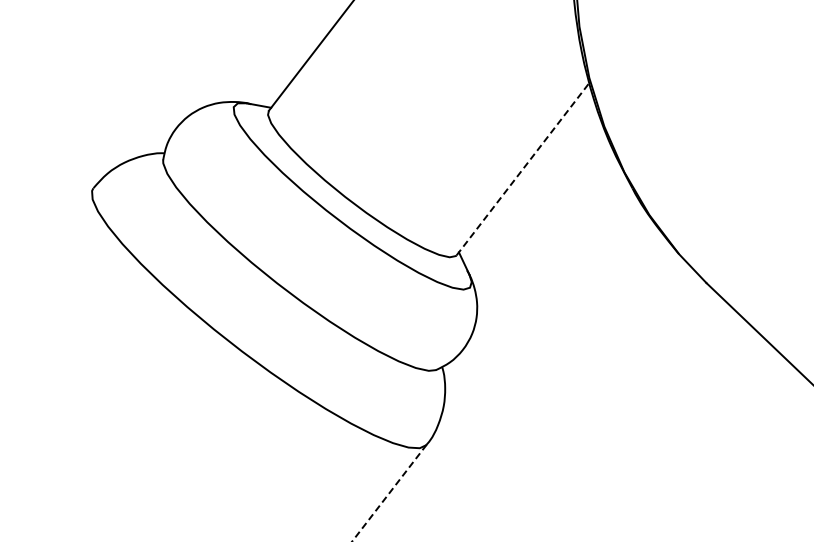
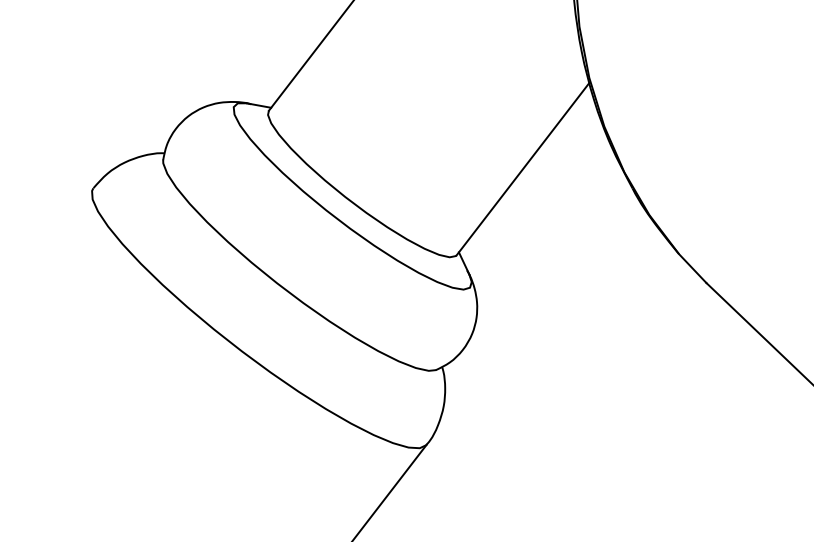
line: dashed -> solid (523, 168)
line: dashed -> solid (389, 493)
